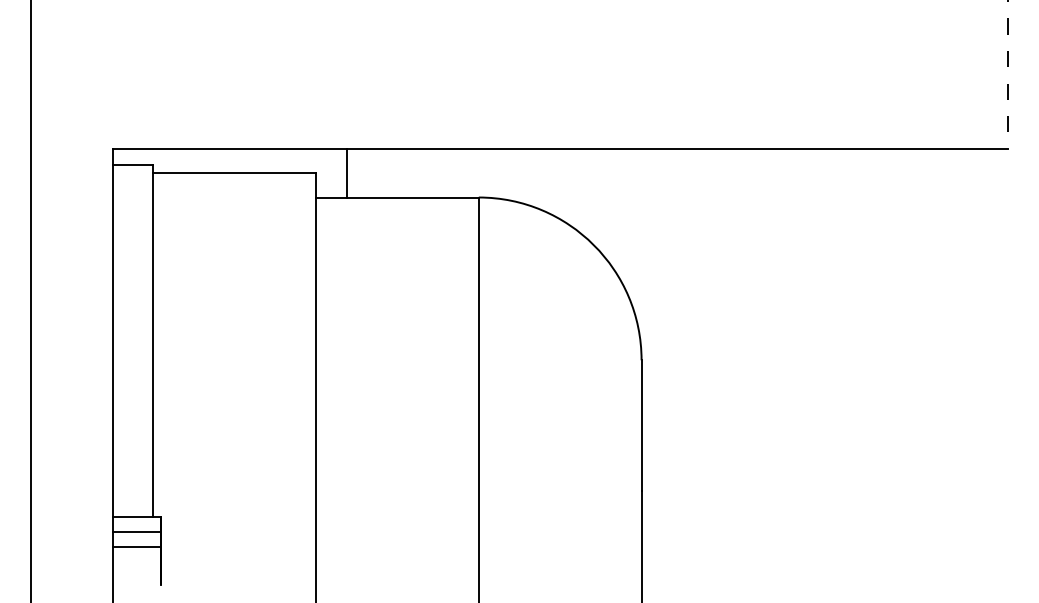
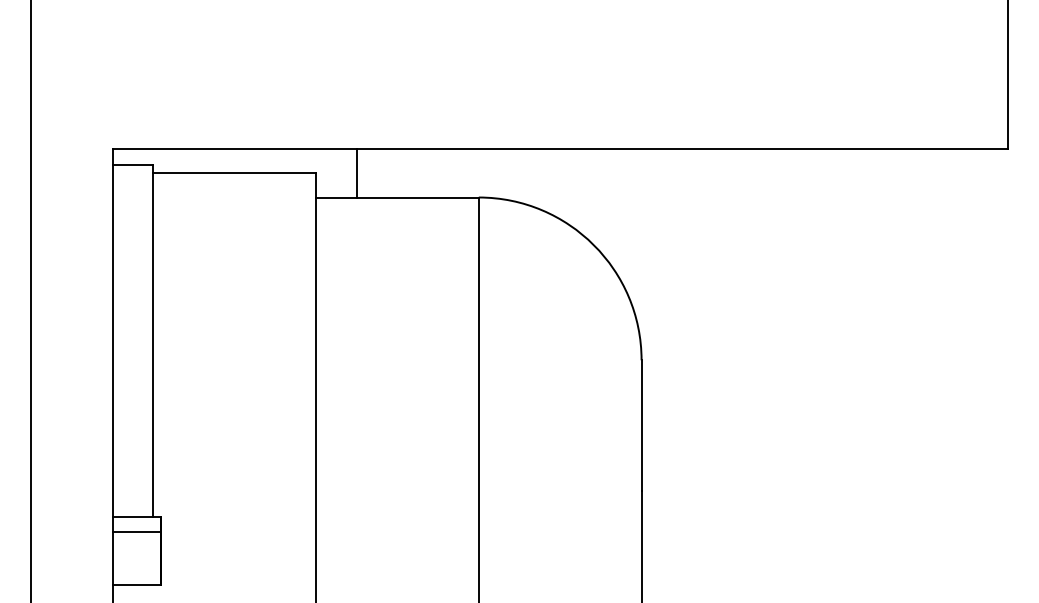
line: dashed -> solid (1007, 74)
line position: (346, 172) -> (356, 172) (356, 172)
line position: (136, 546) -> (136, 584) (136, 584)
